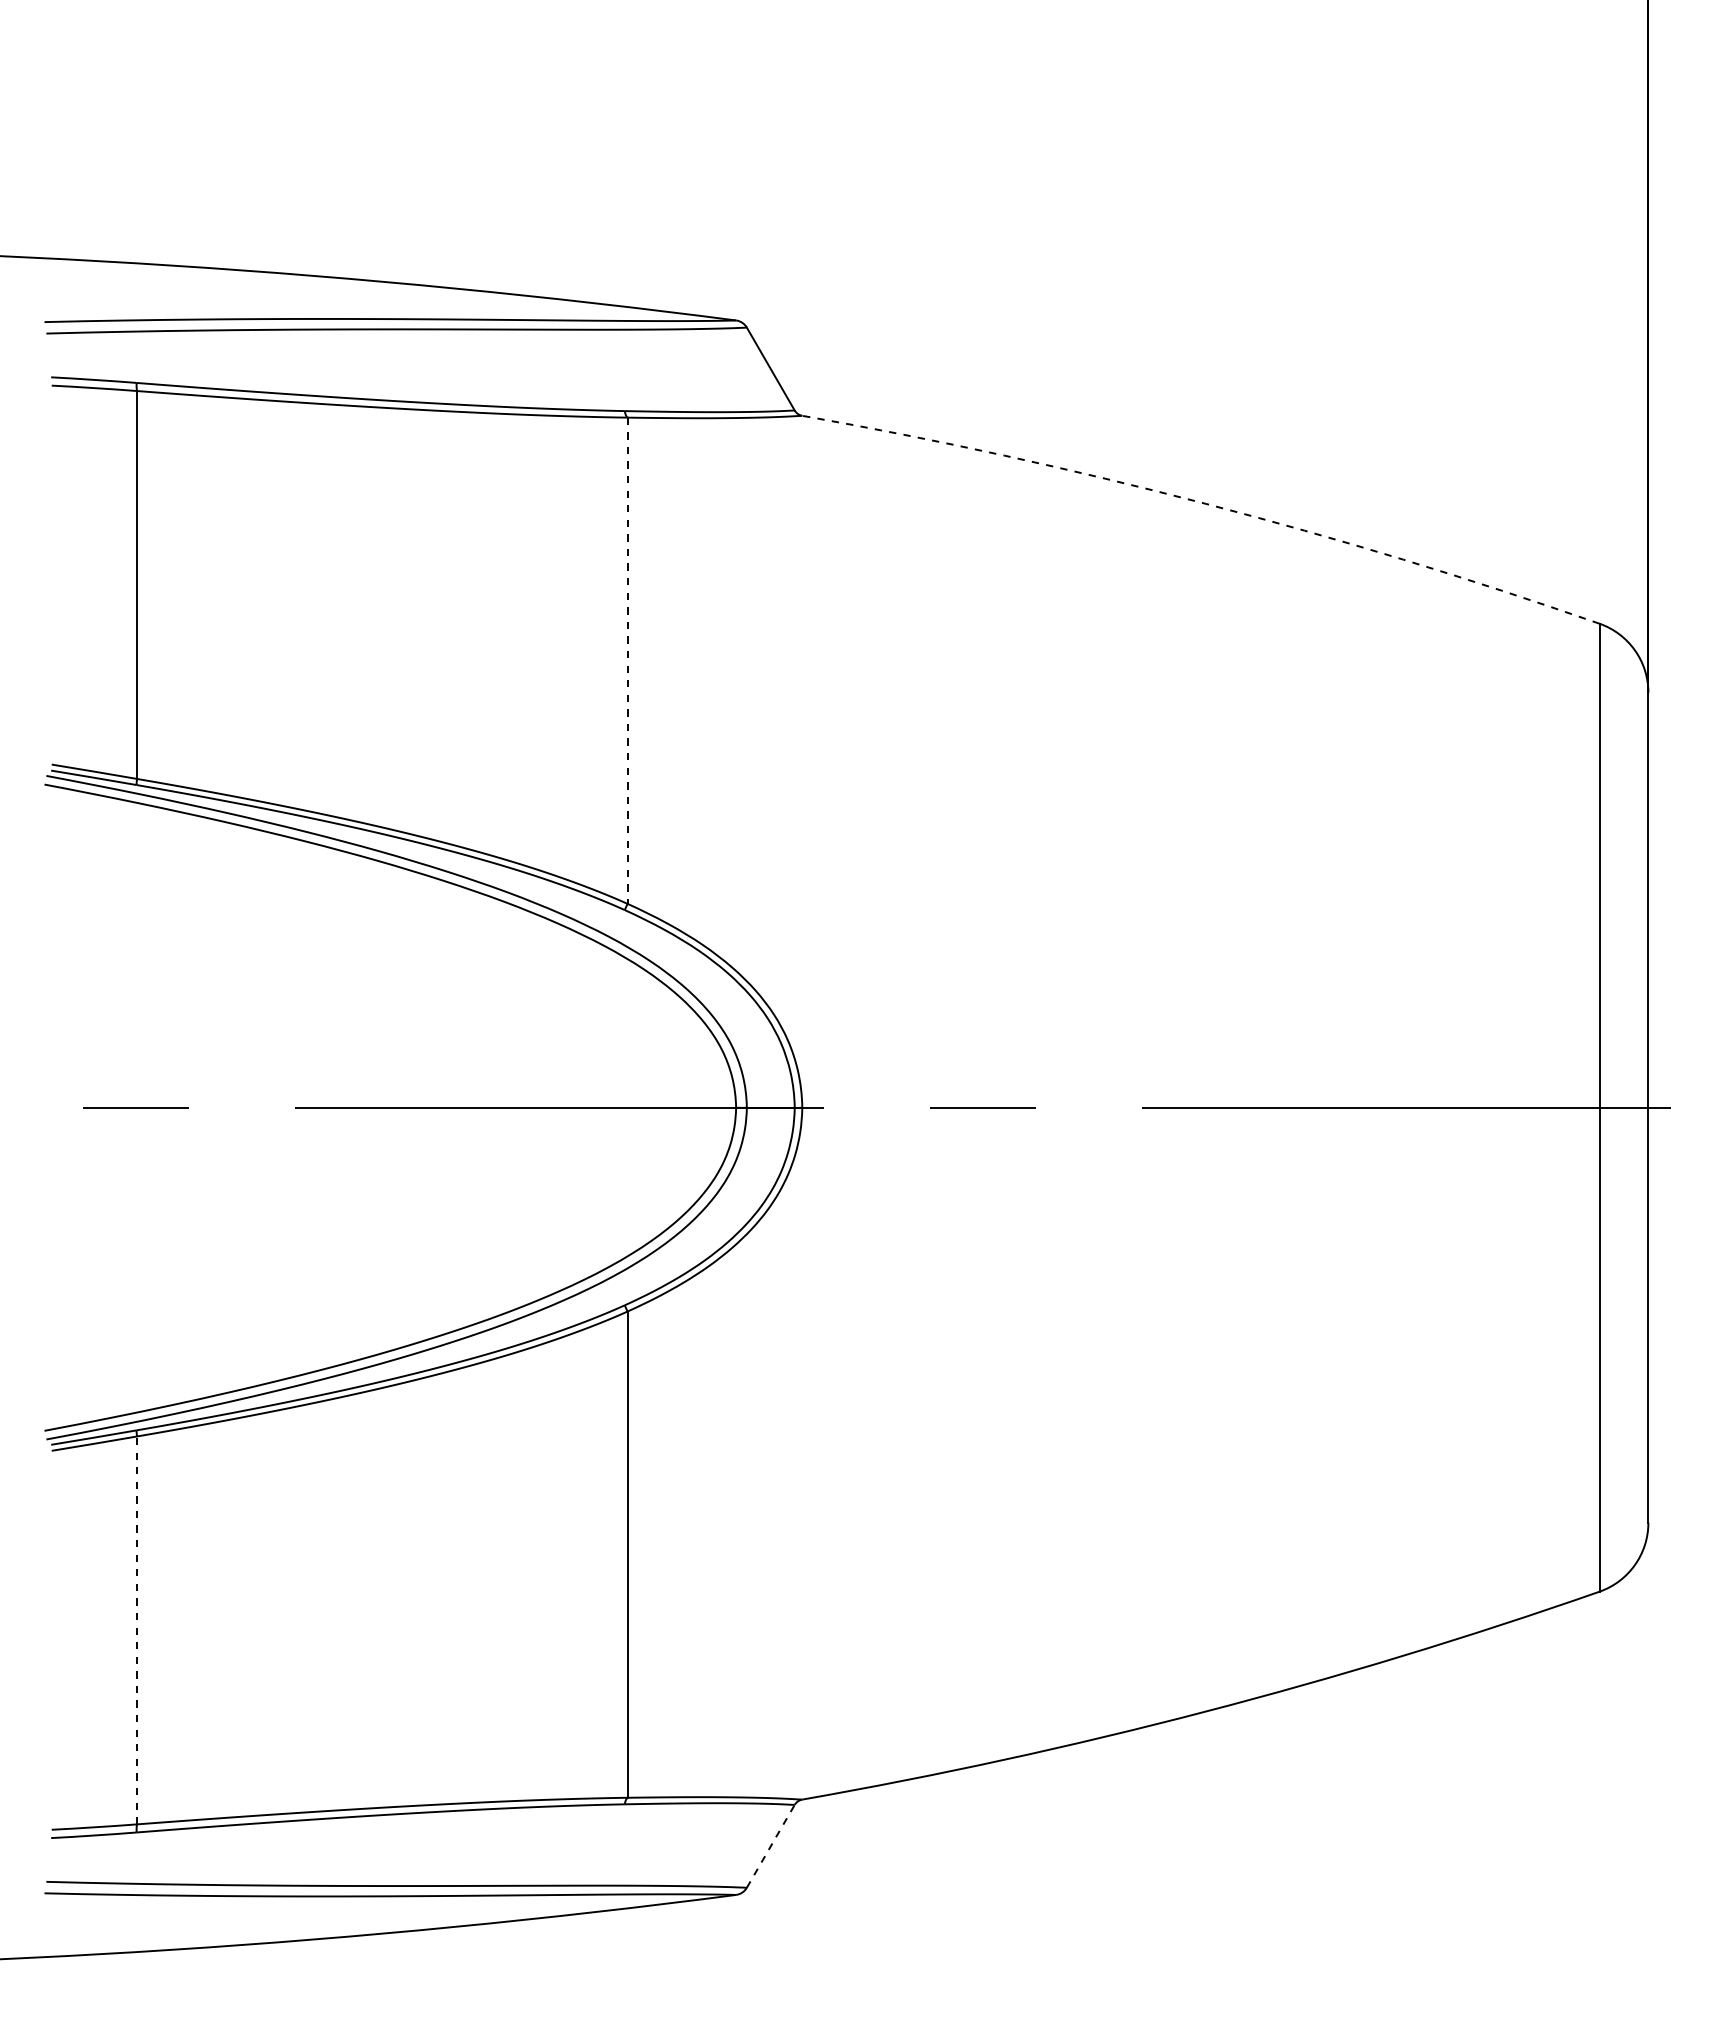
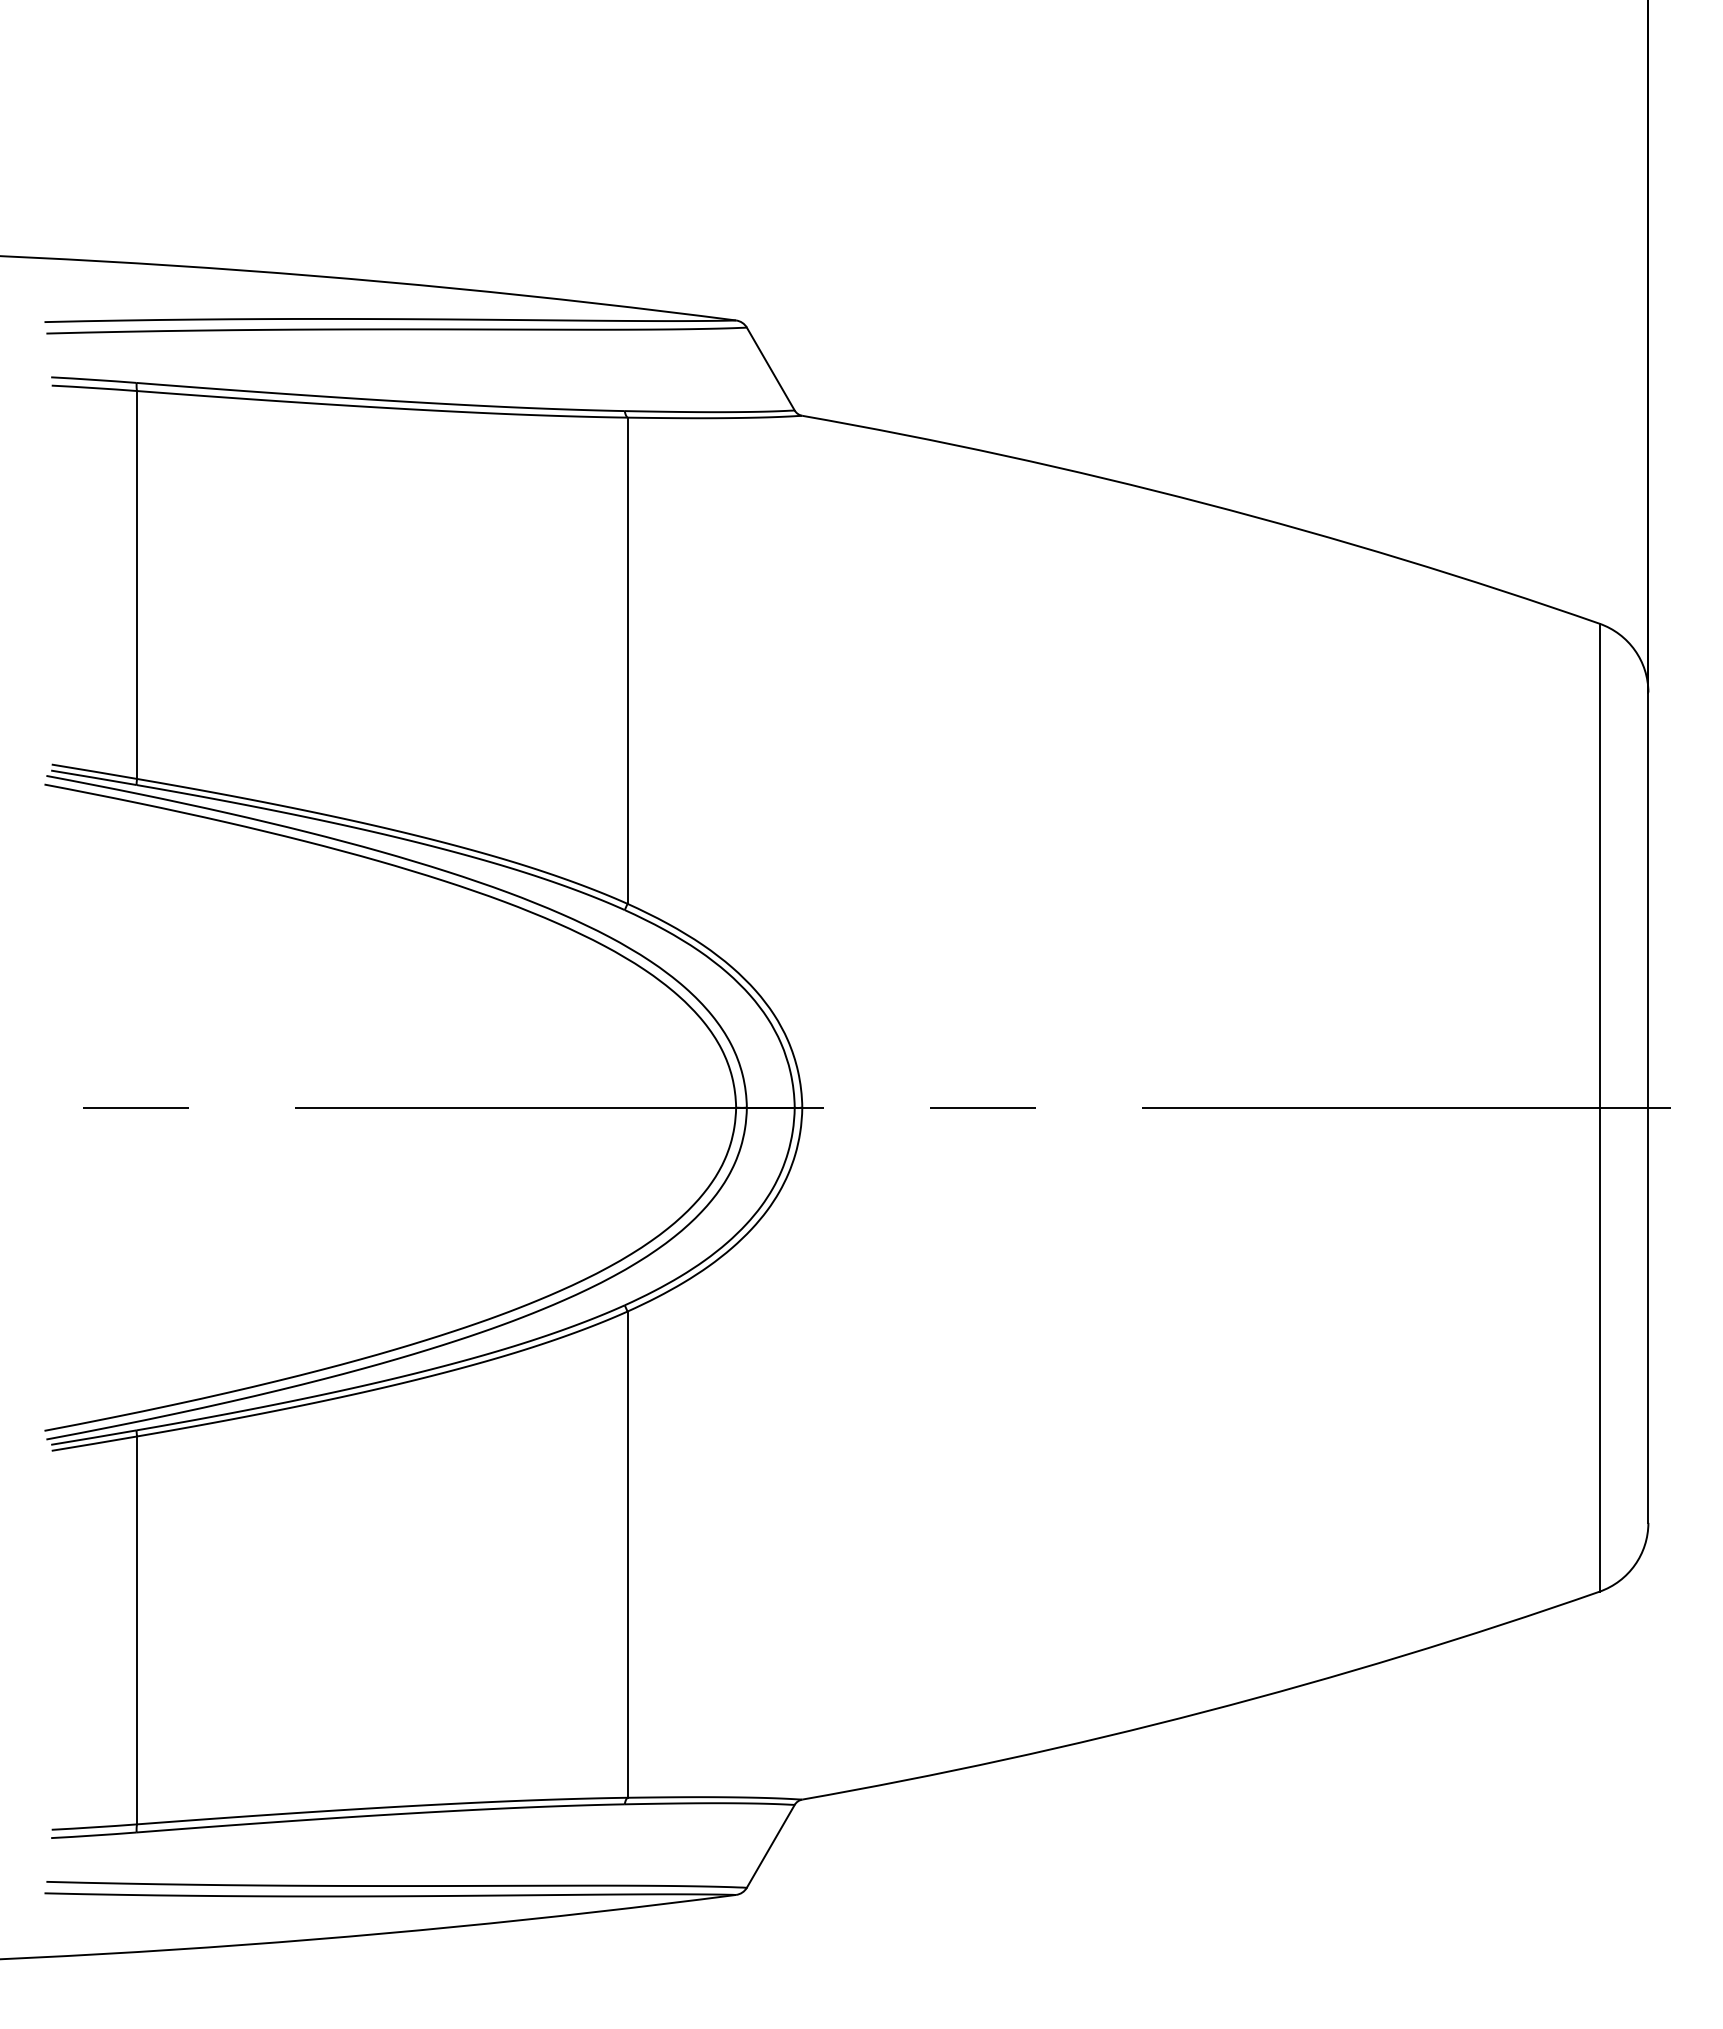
arc: dashed -> solid (1205, 503)
line: dashed -> solid (627, 661)
line: dashed -> solid (137, 1630)
line: dashed -> solid (770, 1846)
